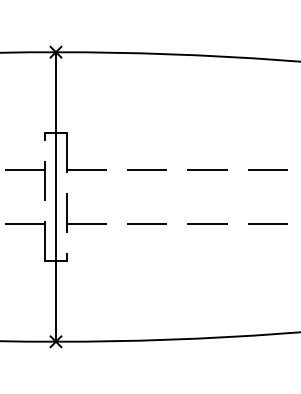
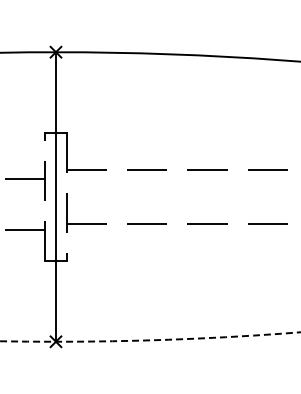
line position: (23, 170) -> (23, 179) (23, 179)
line position: (23, 223) -> (23, 229) (23, 229)
arc: solid -> dashed (151, 340)
